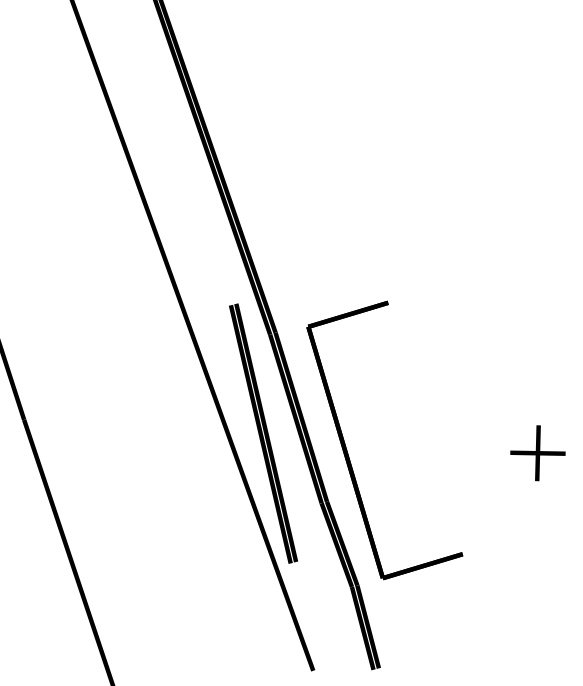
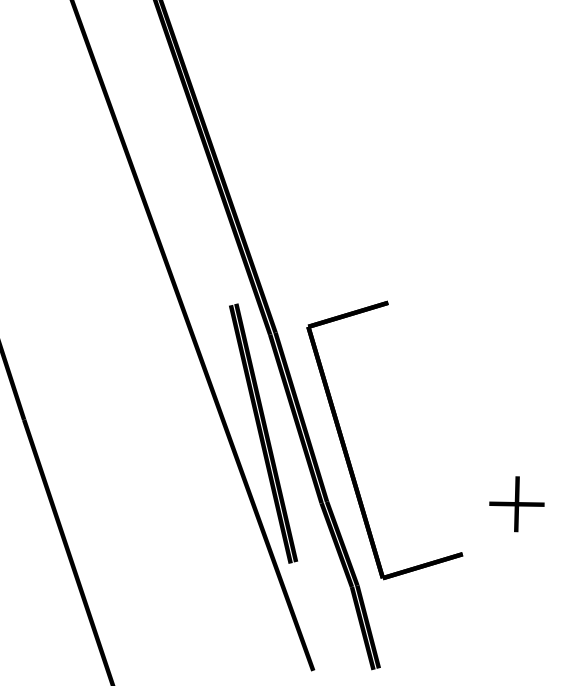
part position: (537, 453) -> (516, 504) (516, 504)
